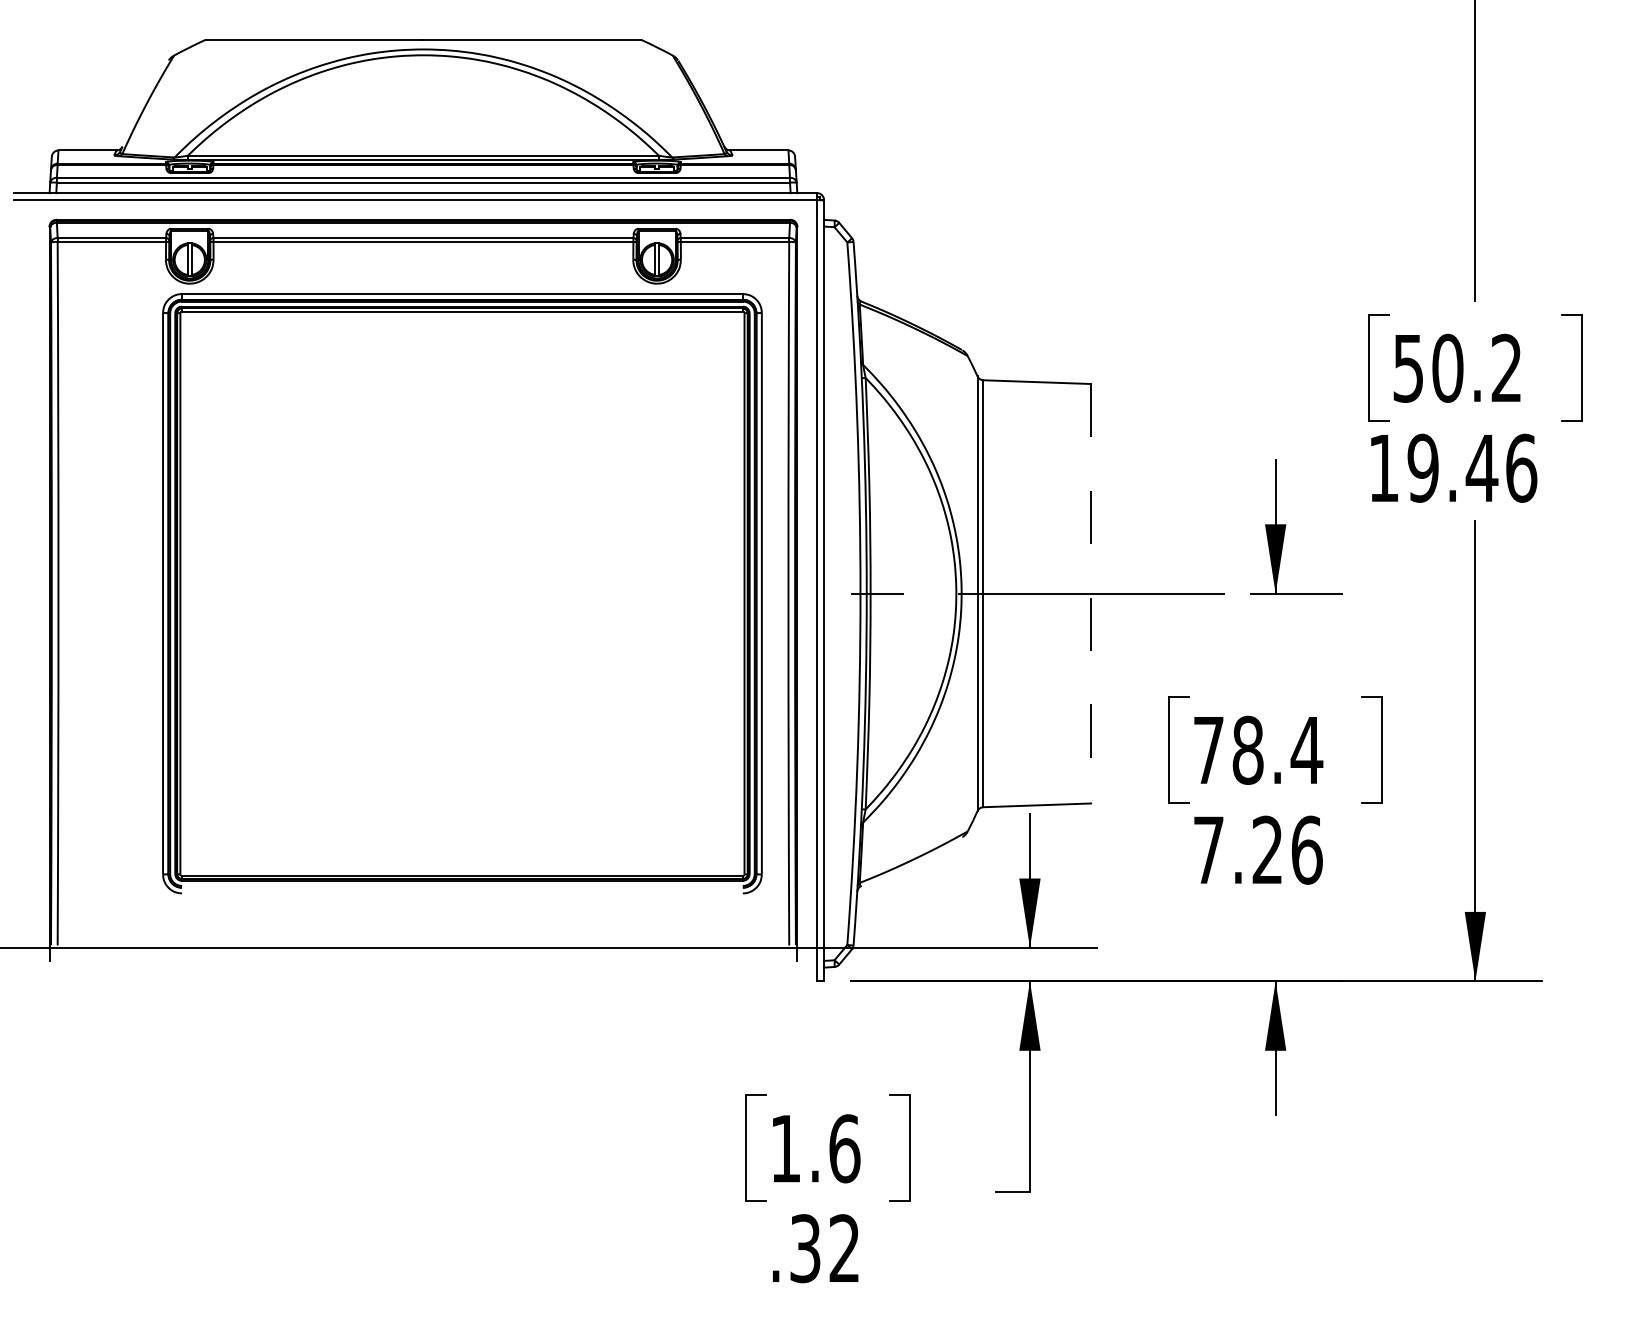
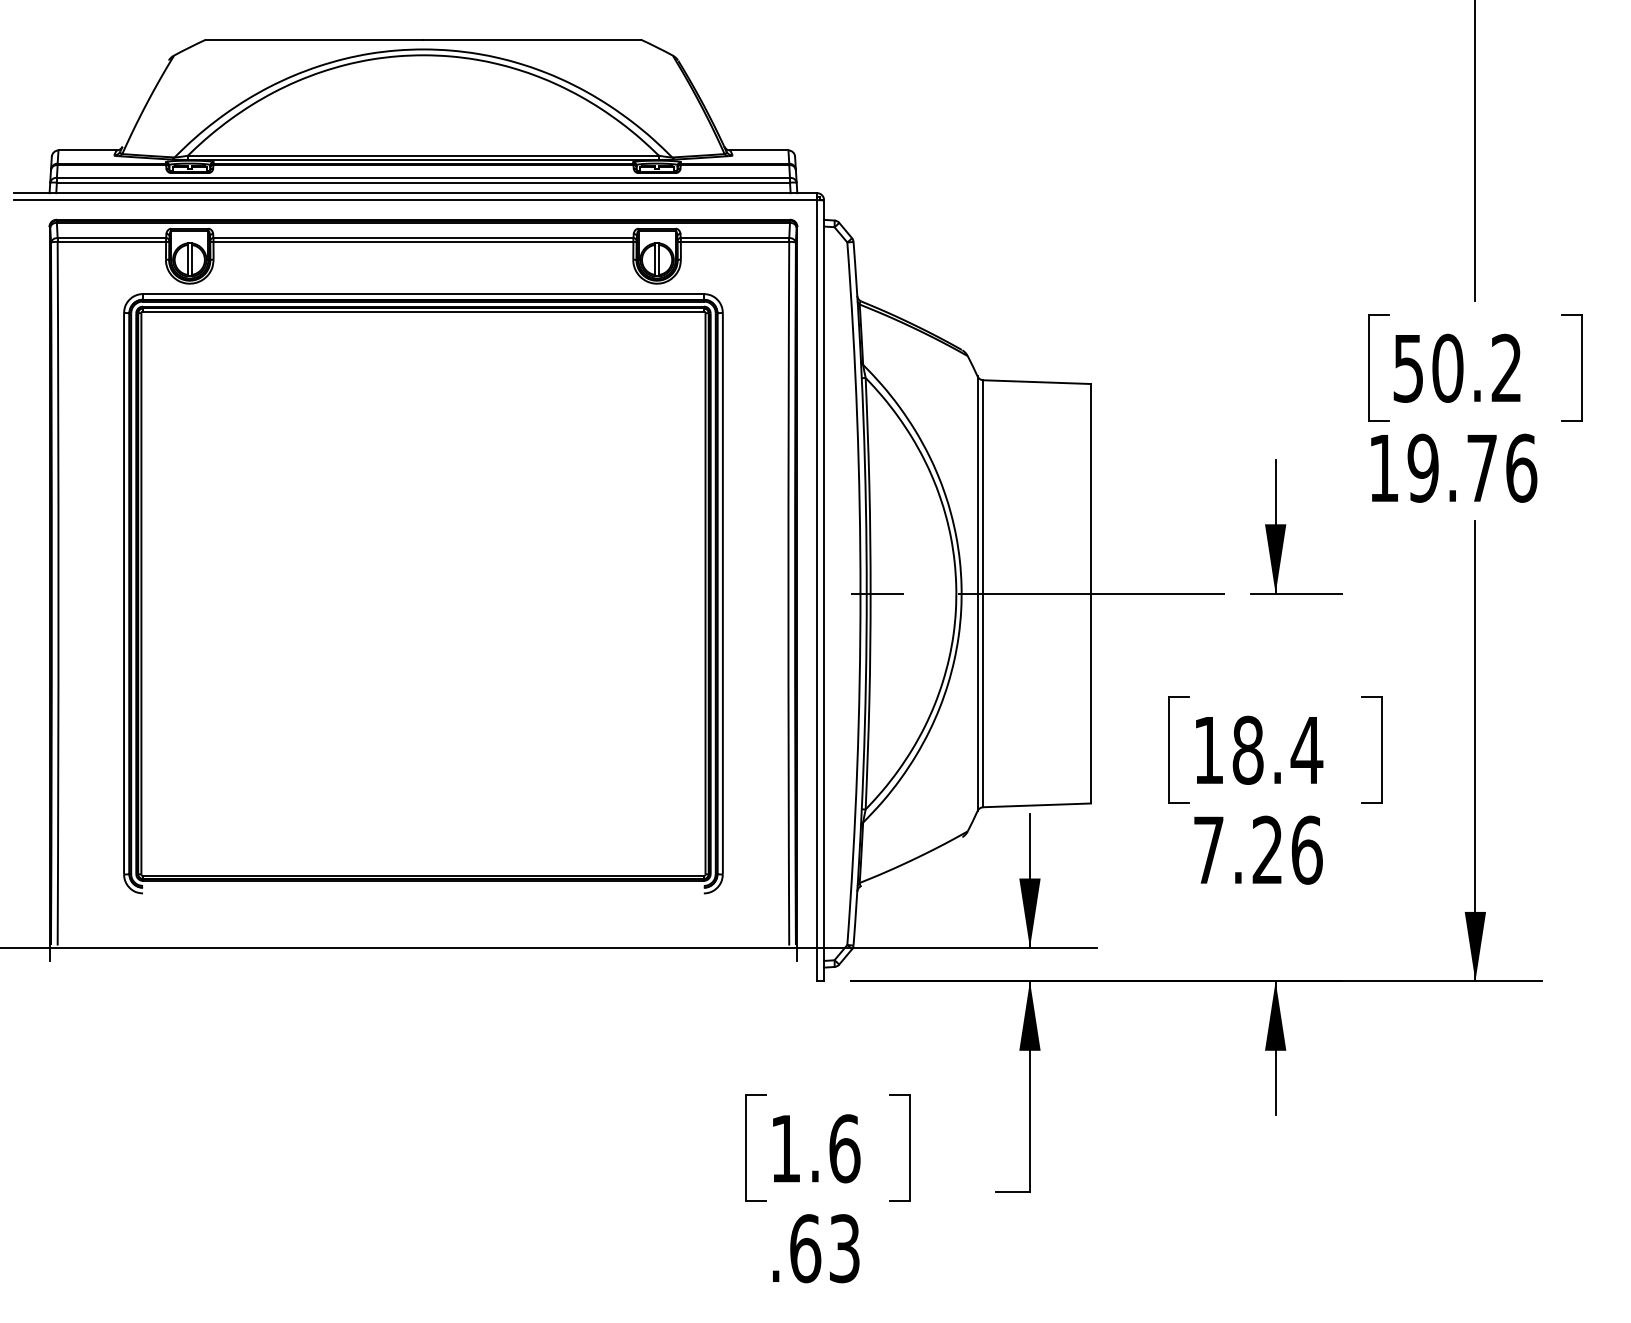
text: 19.46 -> 19.76 (1481, 468)
part position: (462, 593) -> (423, 593) (423, 593)
line: dashed -> solid (1091, 593)
text: 78.4 -> 18.4 (1208, 750)
text: .32 -> .63 (824, 1248)
